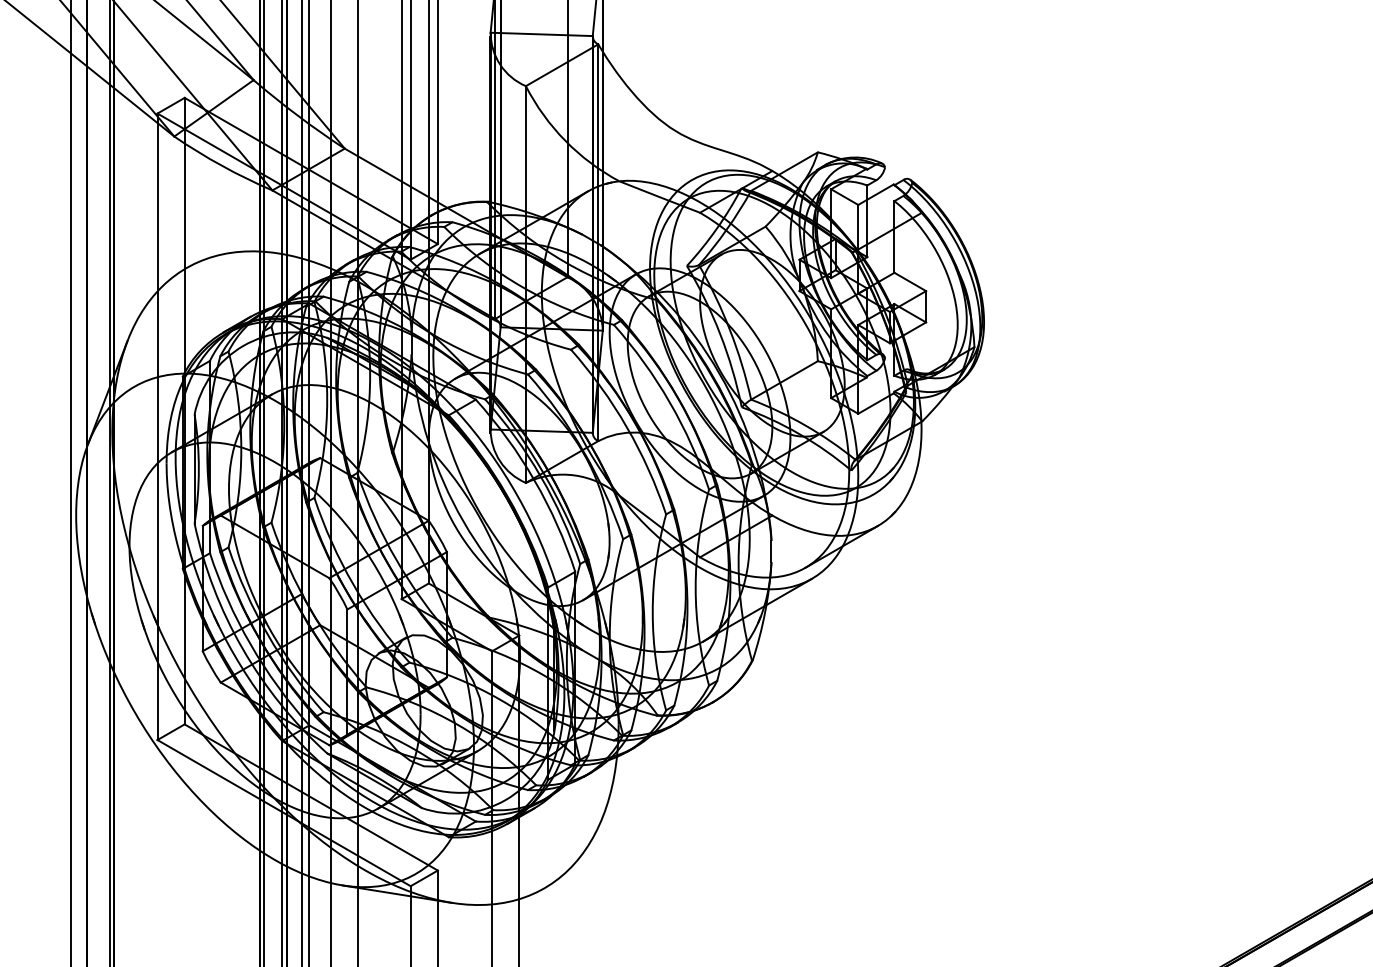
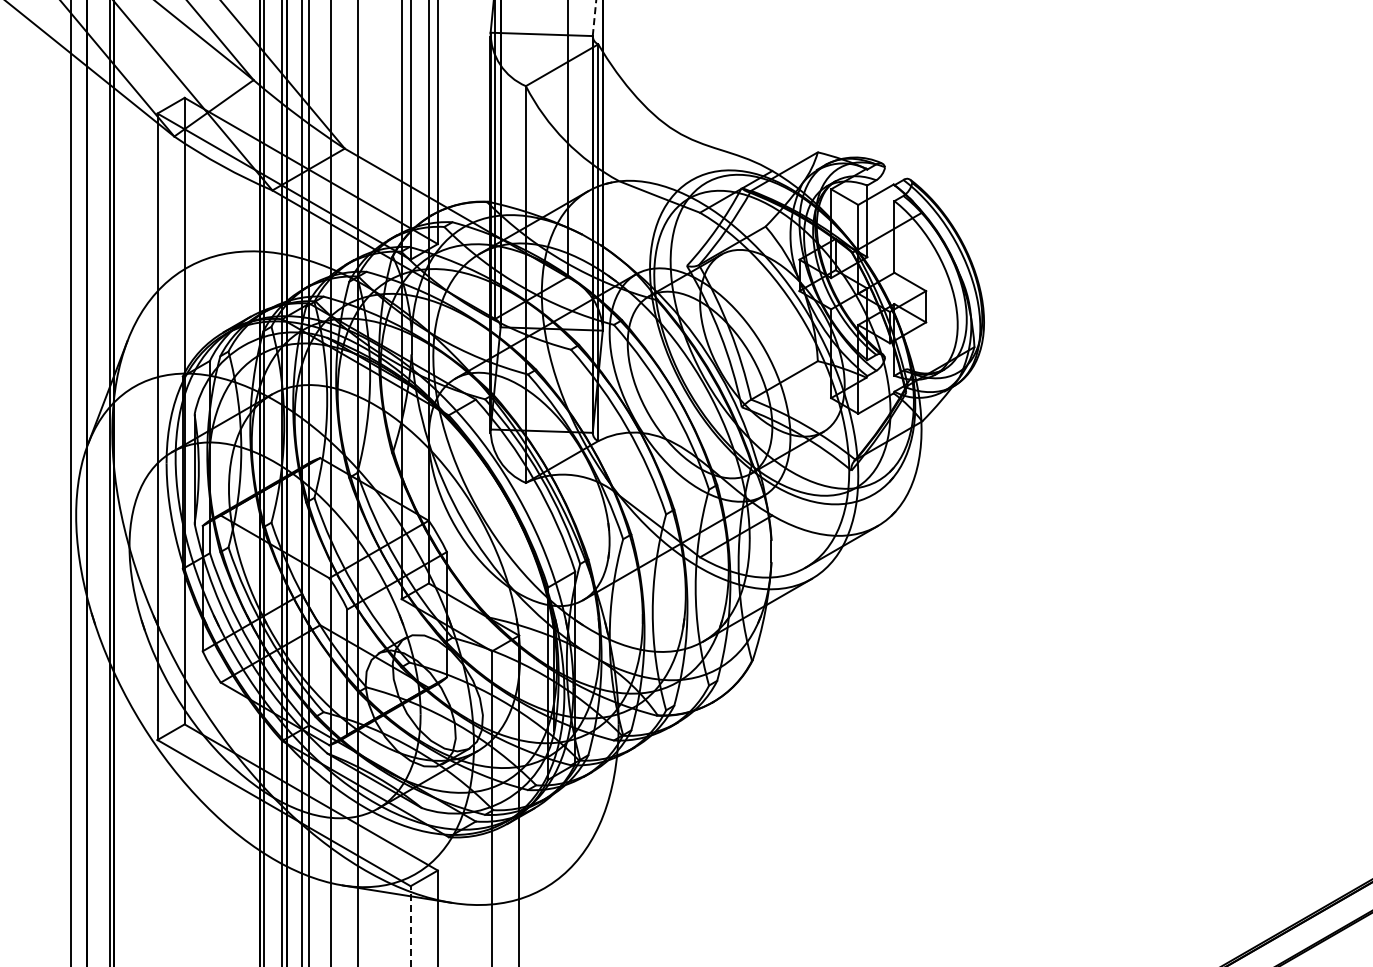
line: solid -> dashed (594, 18)
line: solid -> dashed (410, 926)
